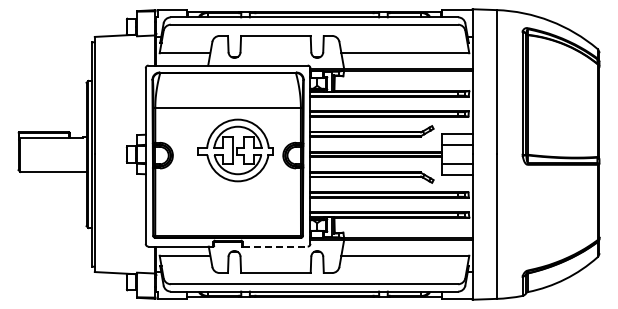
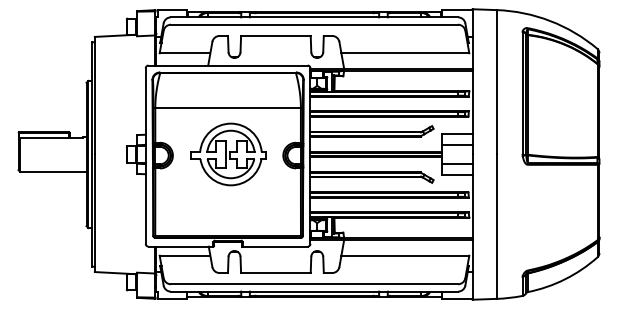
part position: (235, 150) -> (228, 154) (228, 154)
line: dashed -> solid (275, 246)
